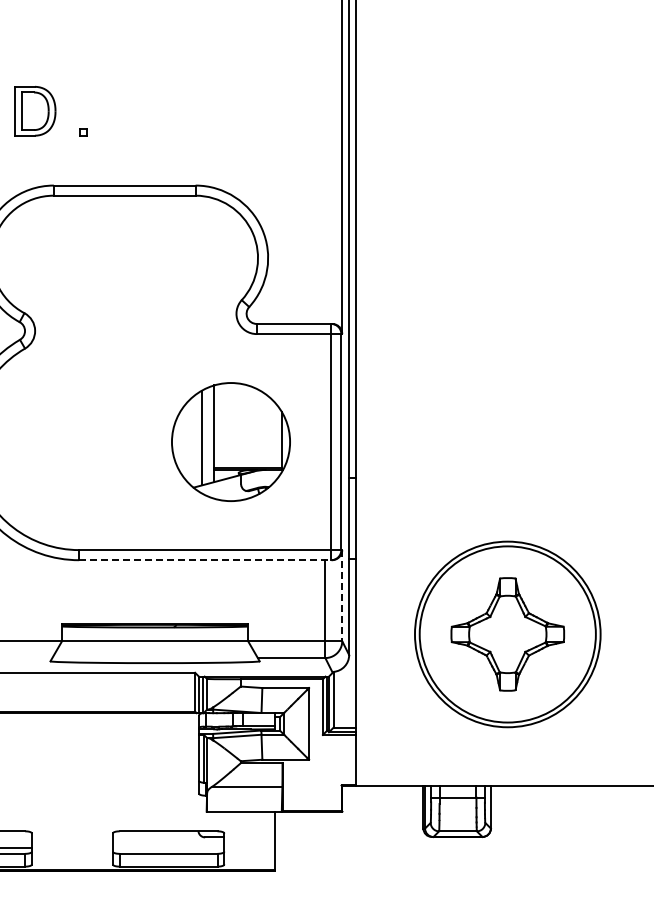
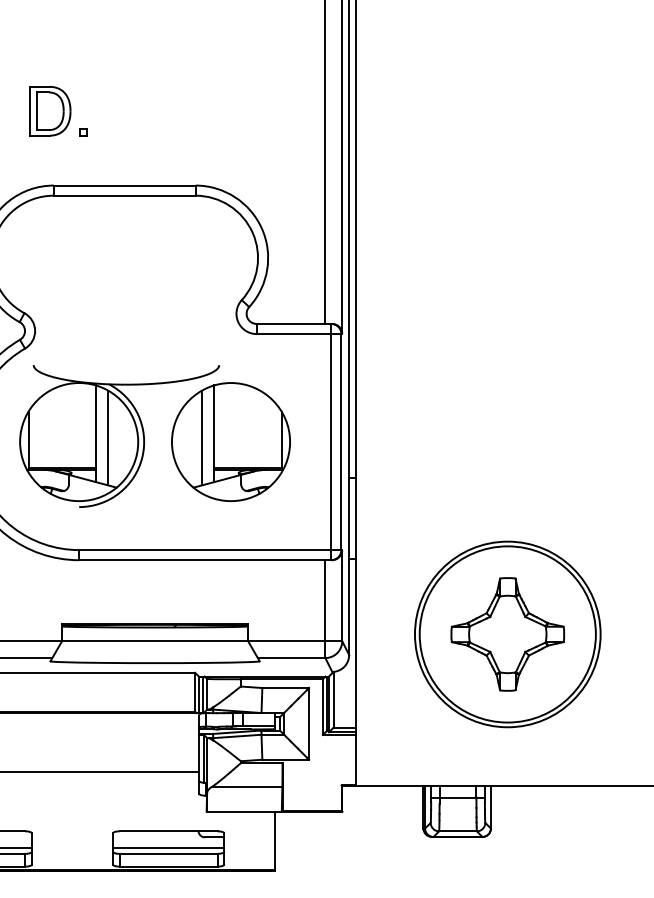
part position: (35, 110) -> (50, 110) (50, 110)
line: none -> present (325, 162)
part: none -> present (119, 436)
line: dashed -> solid (206, 560)
line: dashed -> solid (342, 595)
line: none -> present (27, 658)
line: none -> present (100, 772)
line: none -> present (168, 847)
